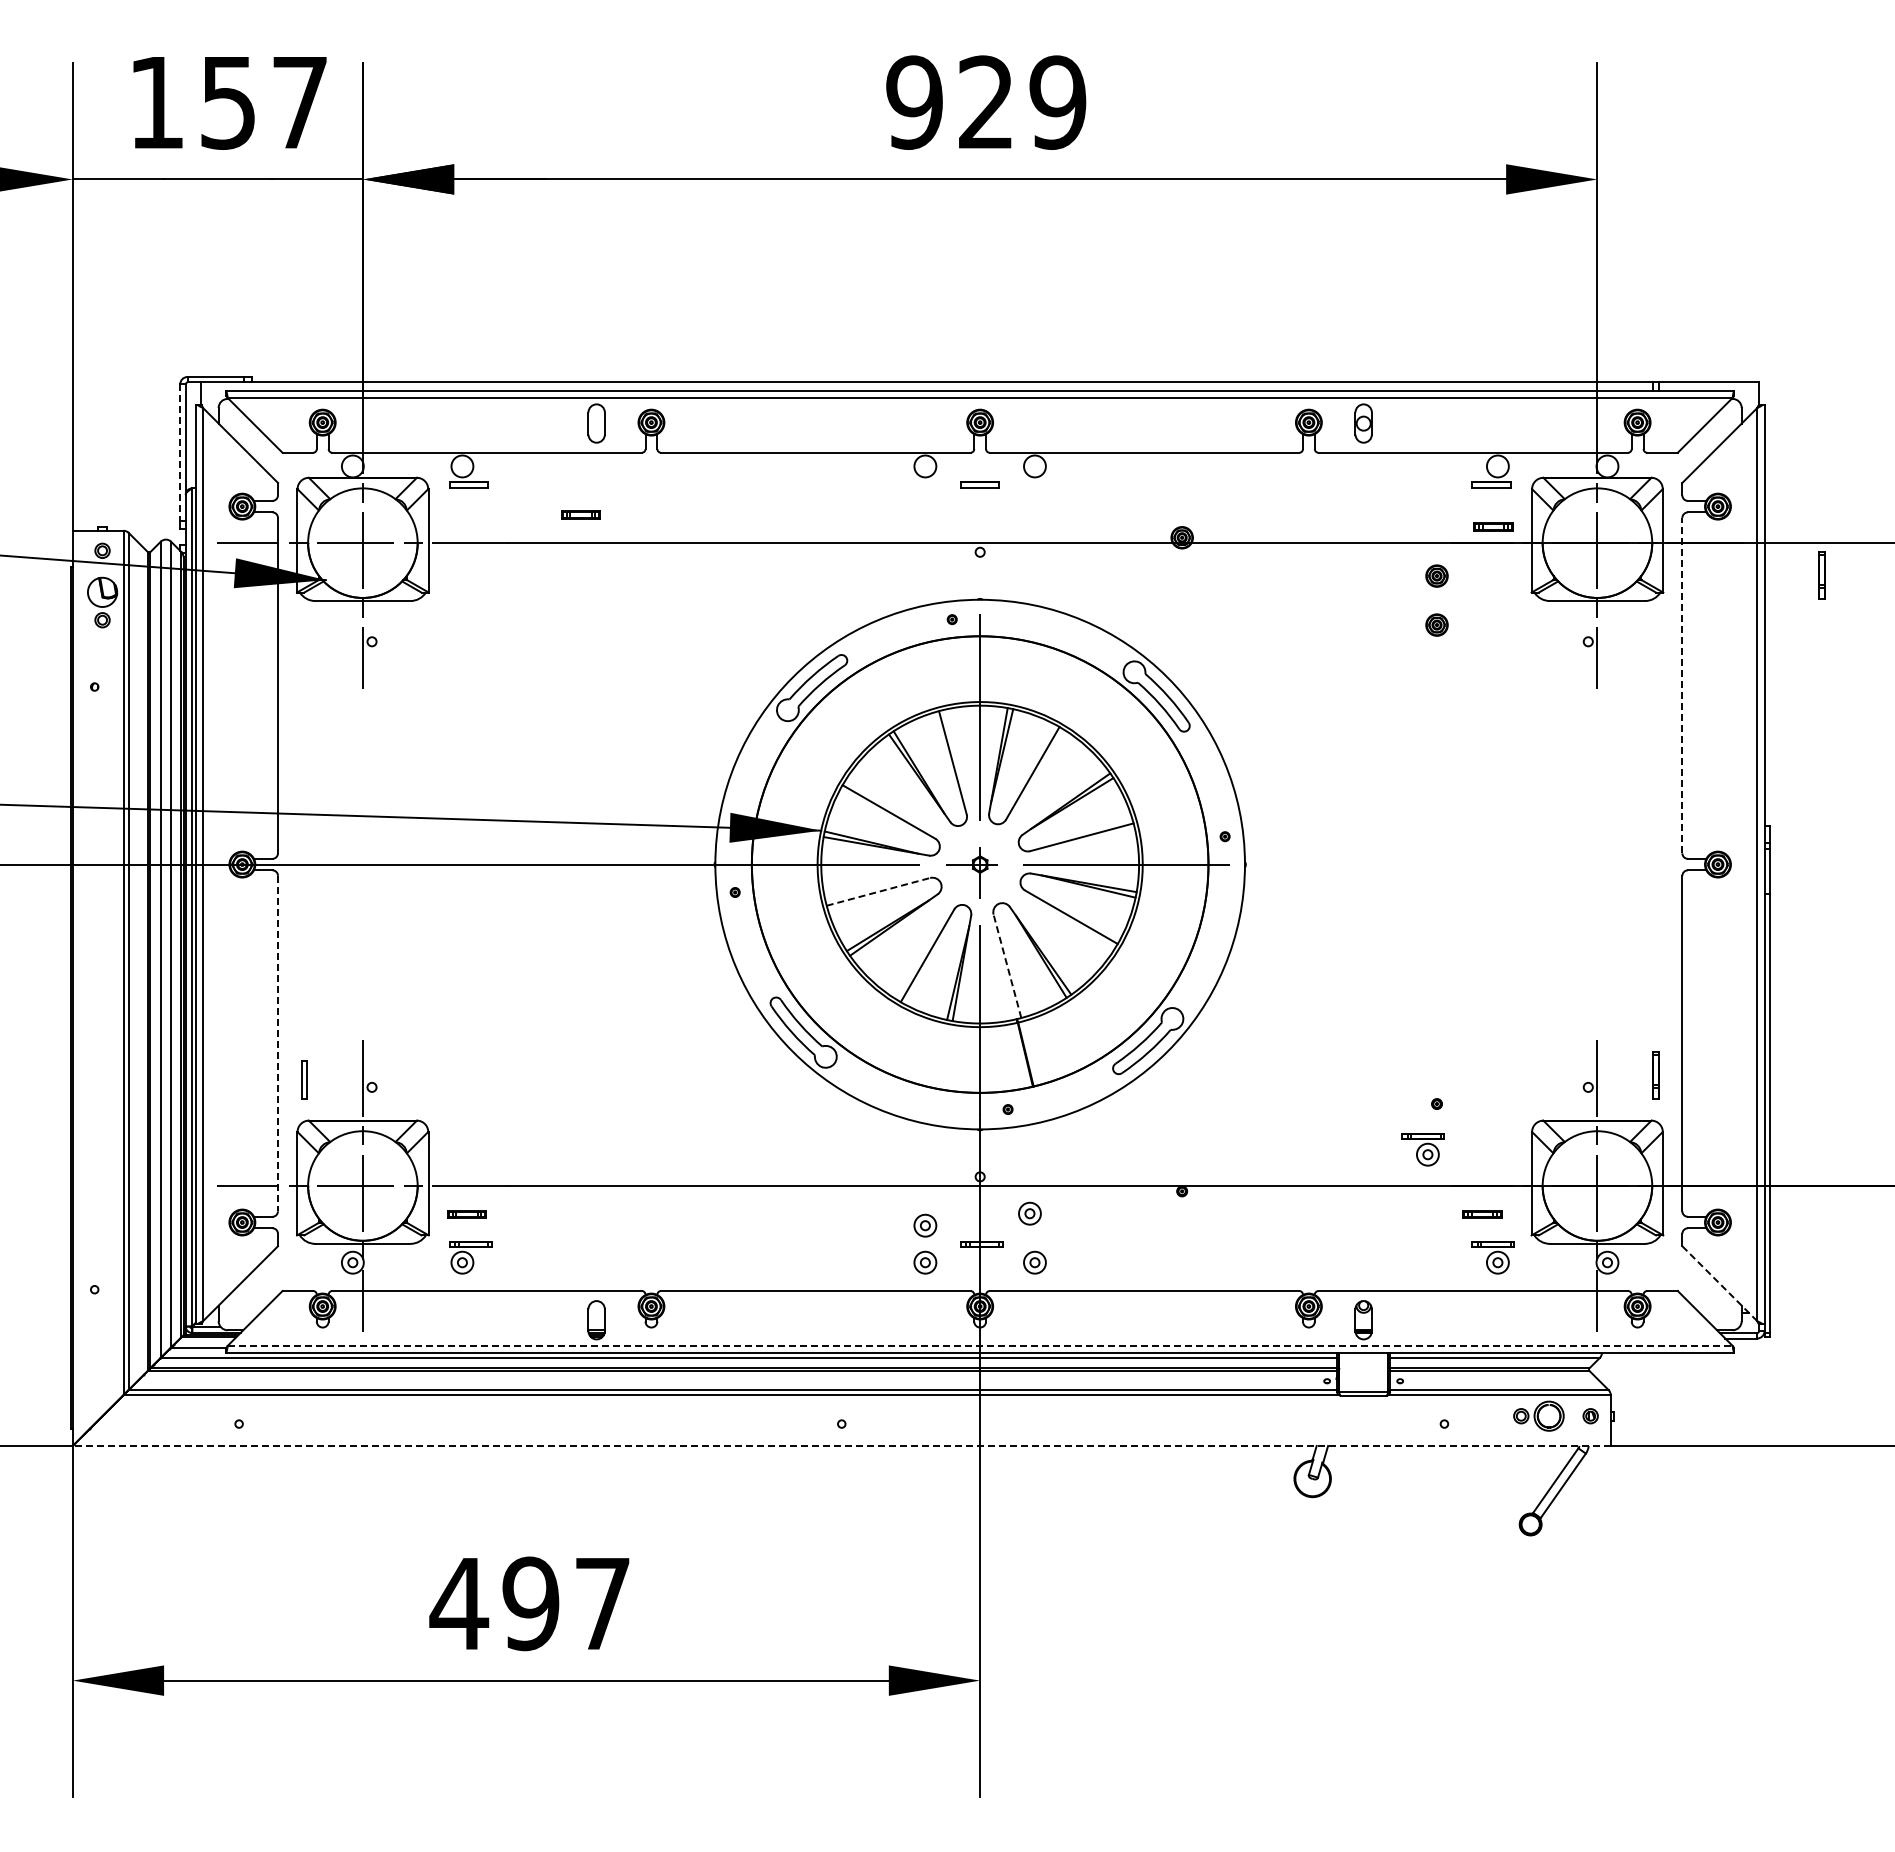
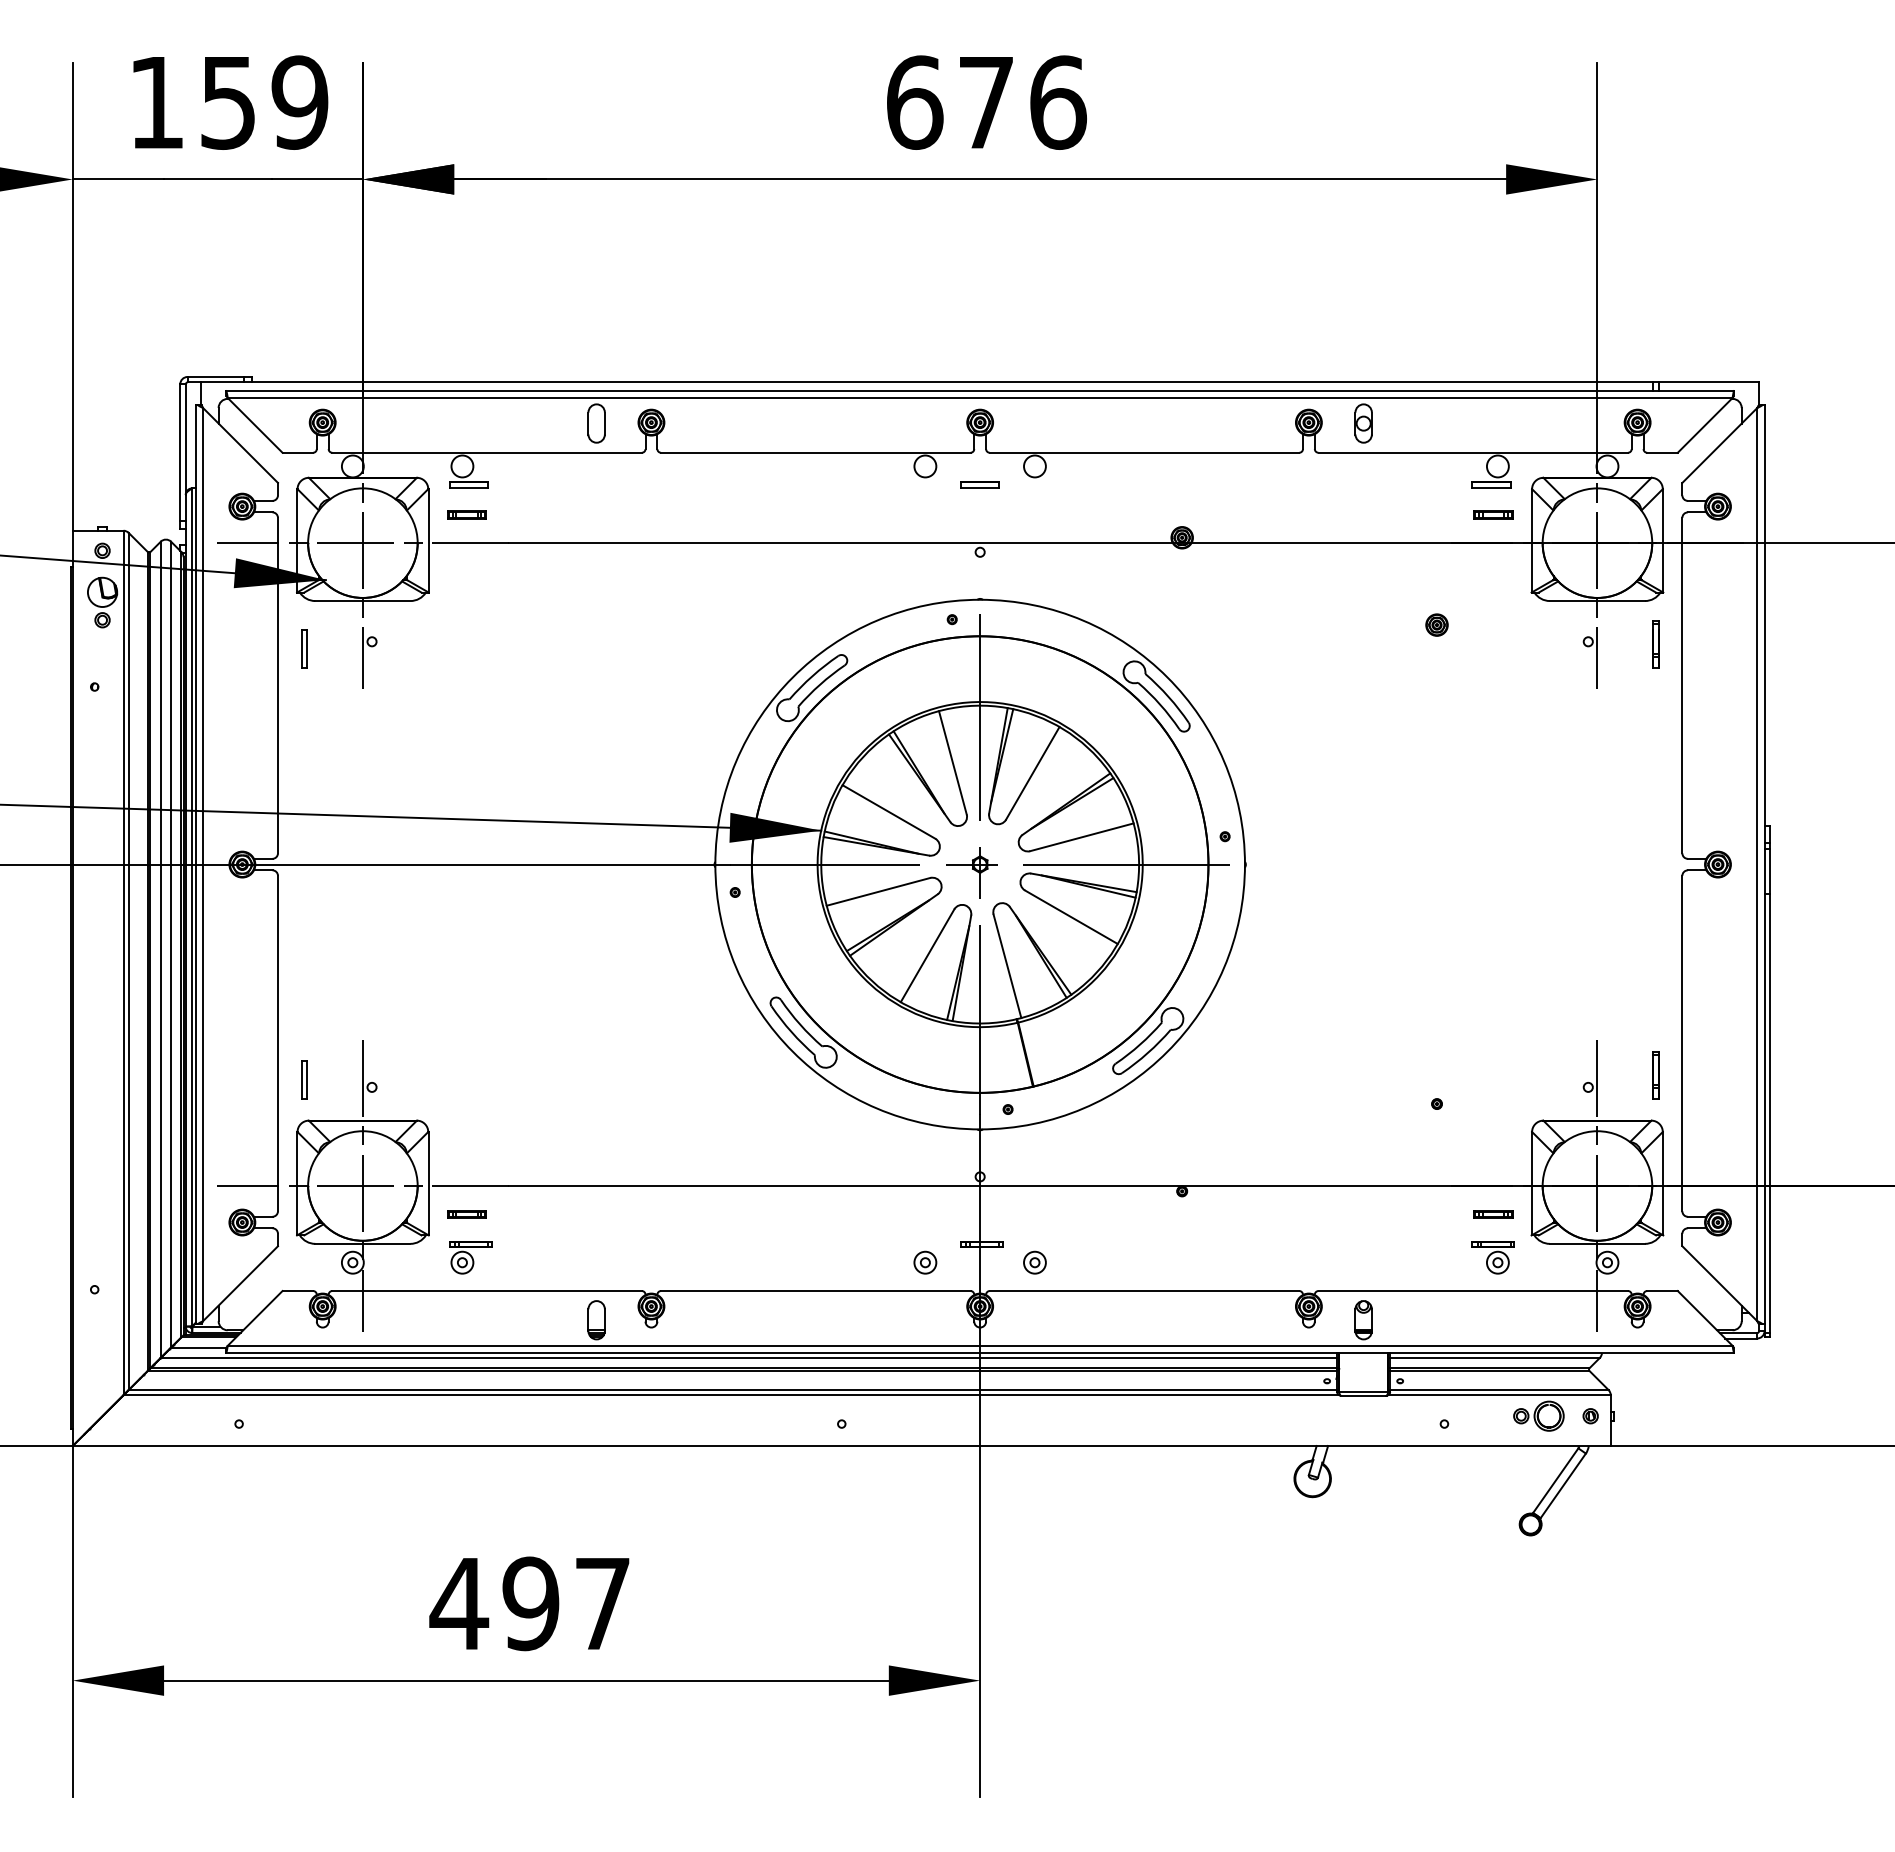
text: 157 -> 159 (299, 102)
text: 929 -> 676 (986, 102)
line: dashed -> solid (180, 453)
part position: (580, 514) -> (466, 514) (466, 514)
part position: (1493, 526) -> (1493, 514) (1493, 514)
part: present -> none (1436, 575)
part position: (1821, 575) -> (1655, 644) (1655, 644)
part: none -> present (304, 648)
line: dashed -> solid (1682, 685)
line: dashed -> solid (878, 891)
line: dashed -> solid (1007, 966)
line: dashed -> solid (277, 1043)
part: present -> none (1422, 1149)
part: present -> none (1029, 1213)
part position: (1482, 1214) -> (1493, 1214) (1493, 1214)
part: present -> none (925, 1225)
line: dashed -> solid (1719, 1283)
line: dashed -> solid (980, 1345)
line: dashed -> solid (841, 1446)
